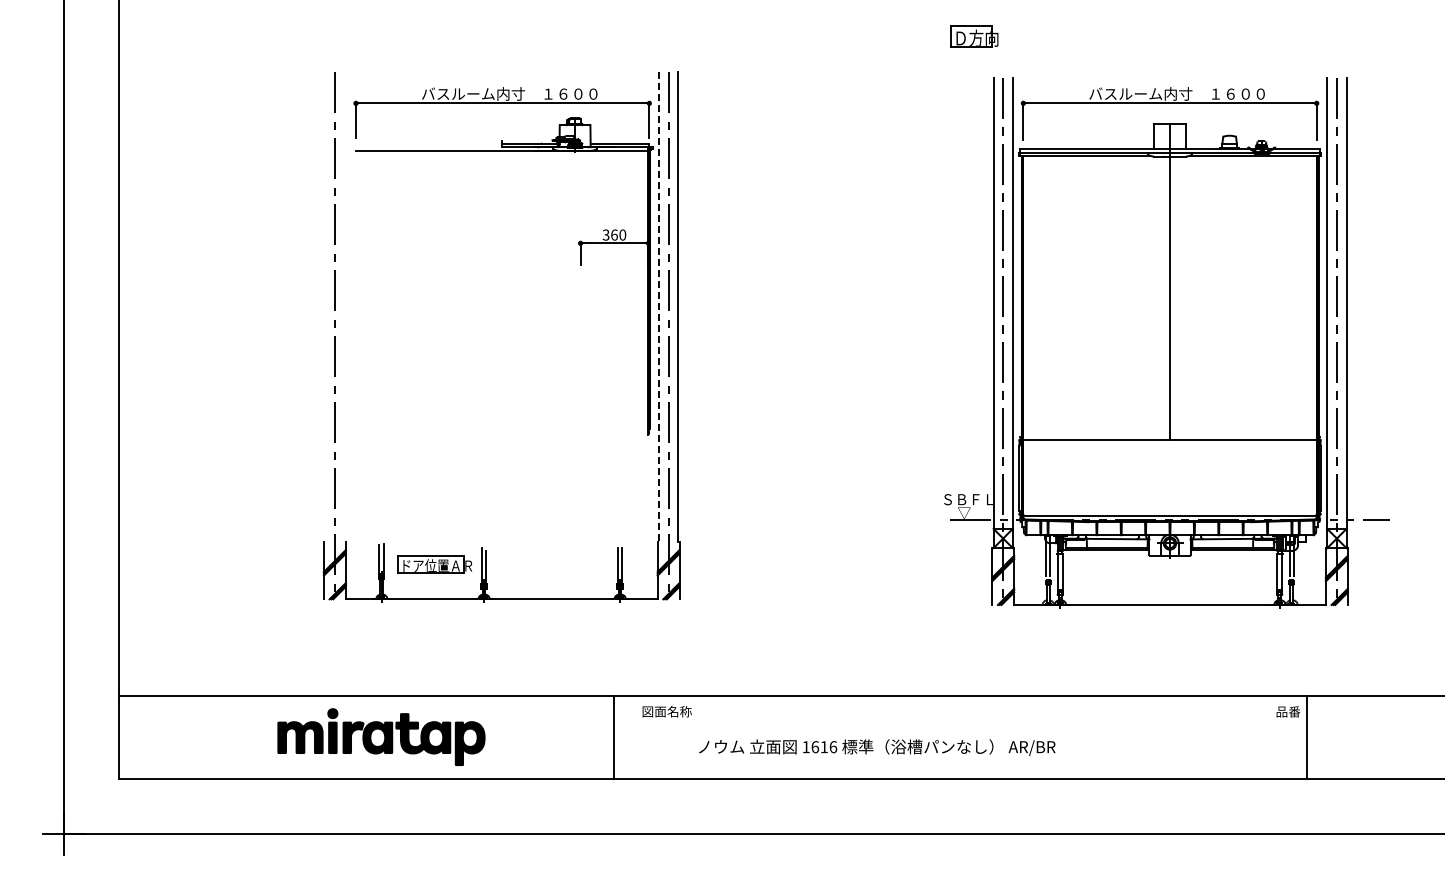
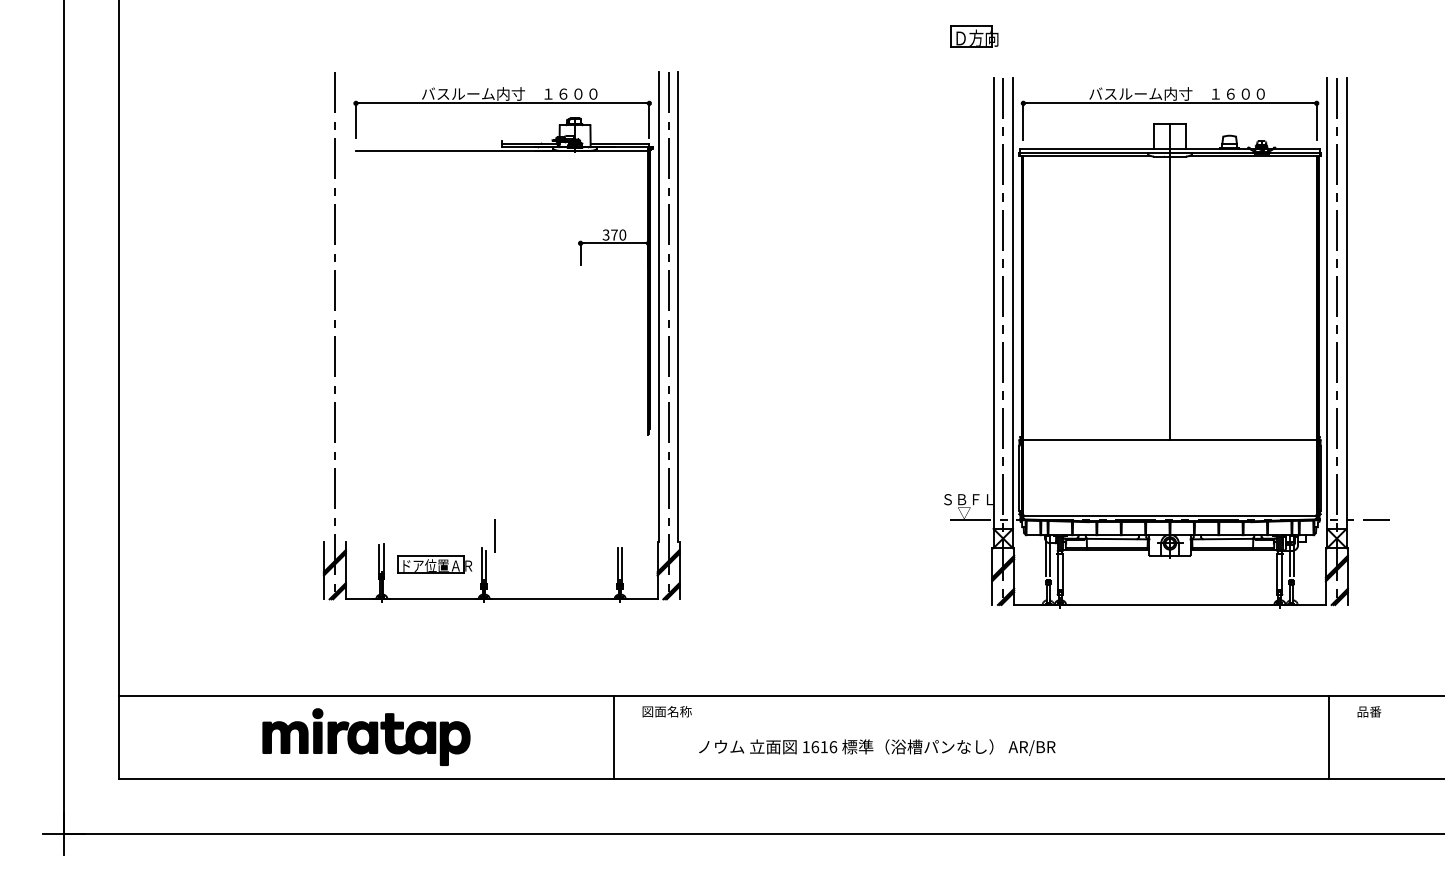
text: 360 -> 370 (614, 234)
line: dashed -> solid (658, 307)
line: none -> present (495, 536)
text position: (1288, 711) -> (1369, 711) (1369, 711)
part position: (381, 736) -> (366, 736) (366, 736)
line position: (1307, 737) -> (1329, 737) (1329, 737)
